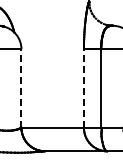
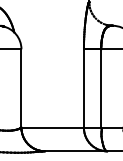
line: dashed -> solid (21, 88)
line: dashed -> solid (83, 88)
